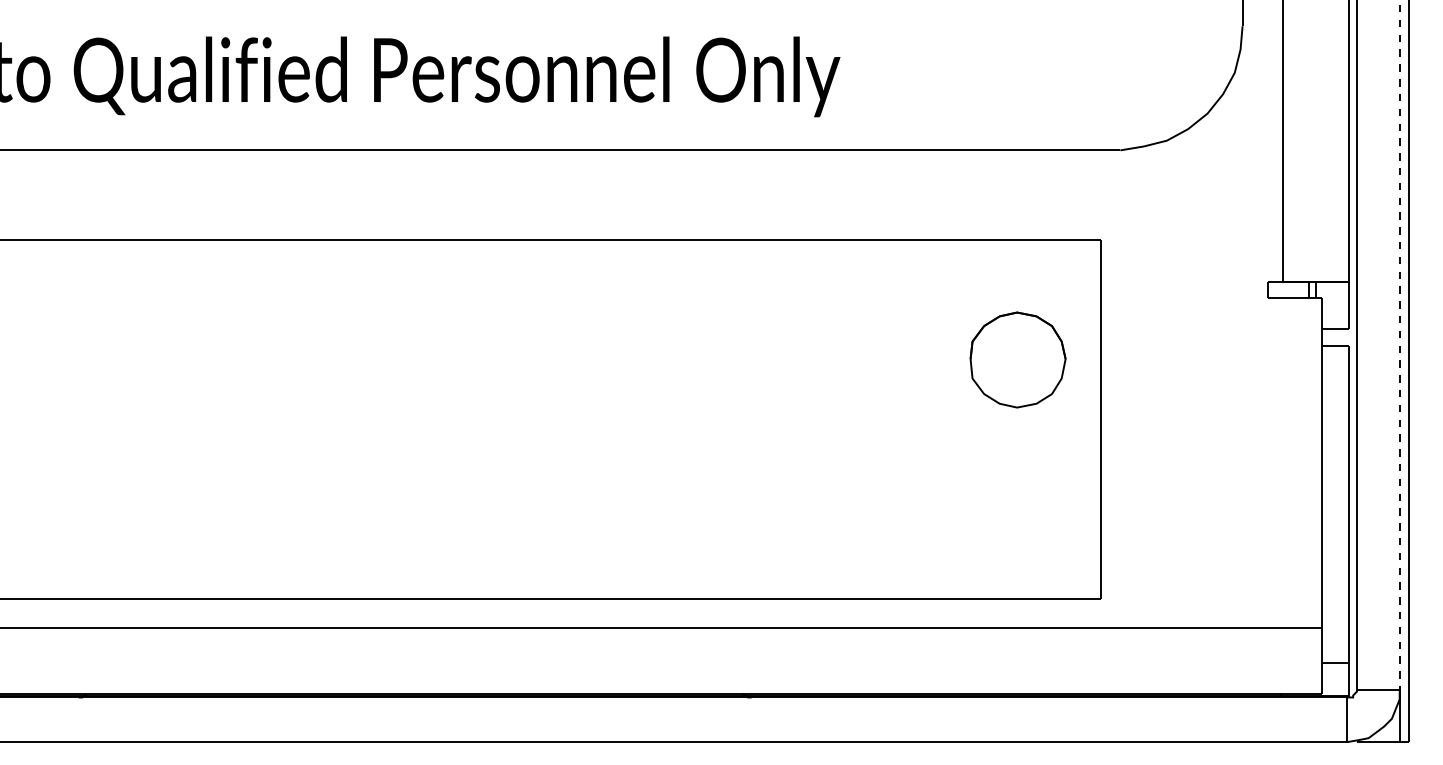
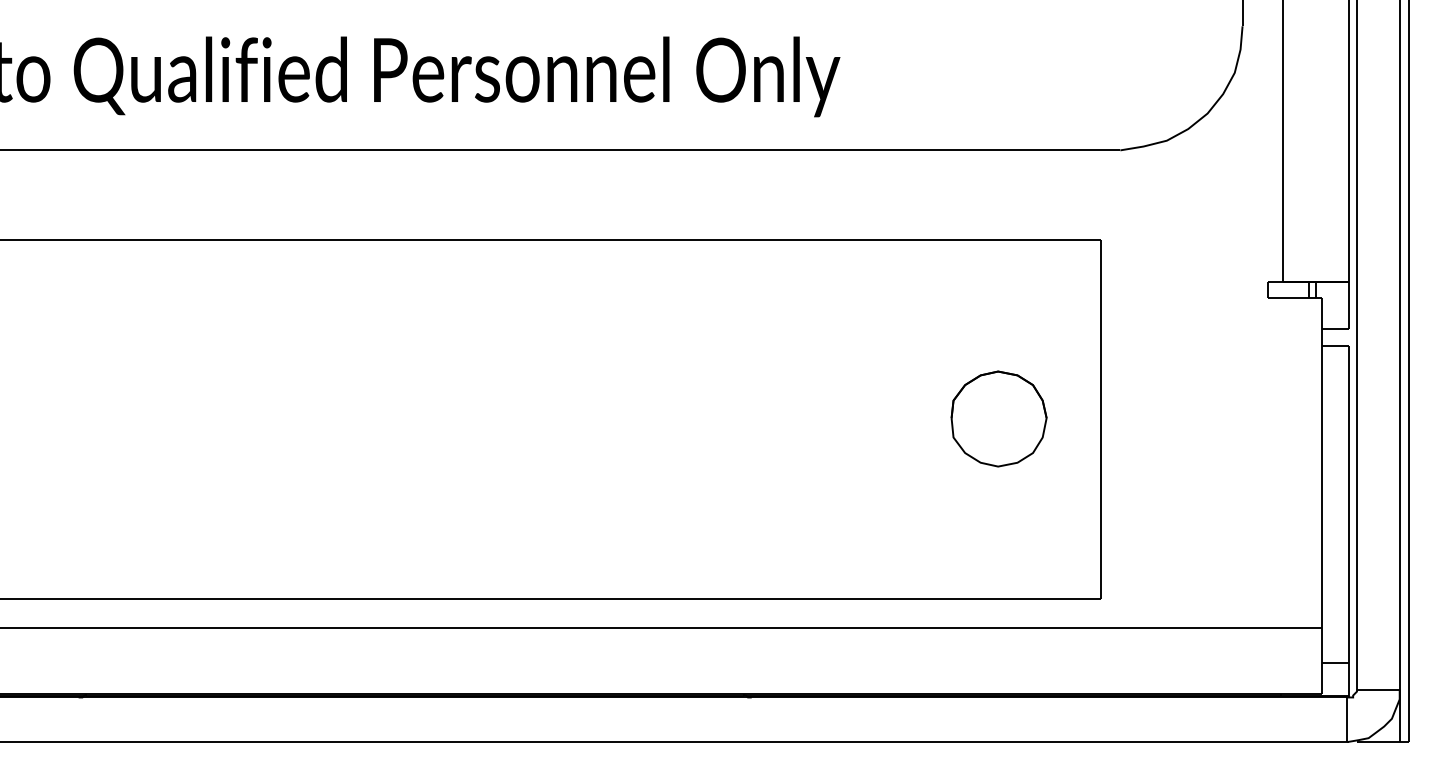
line: dashed -> solid (1399, 345)
part position: (1017, 359) -> (998, 418) (998, 418)
